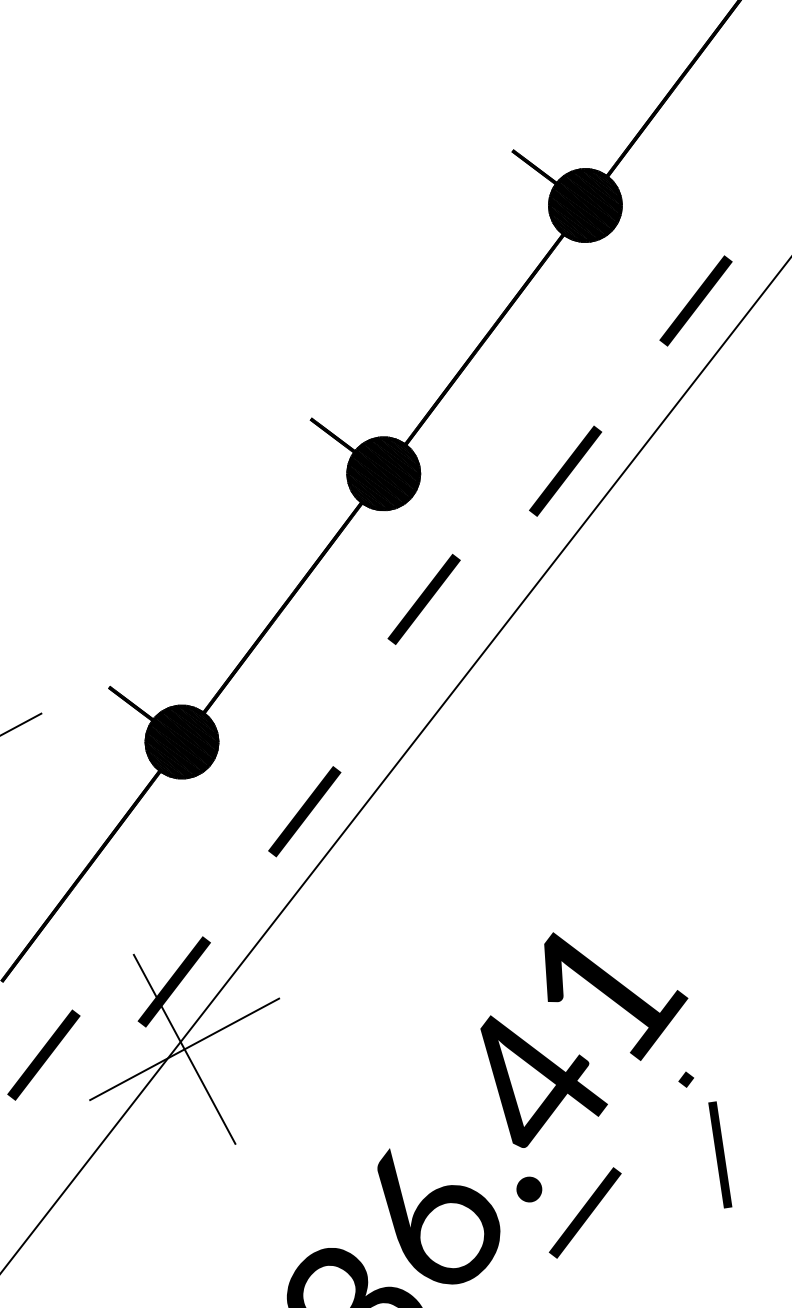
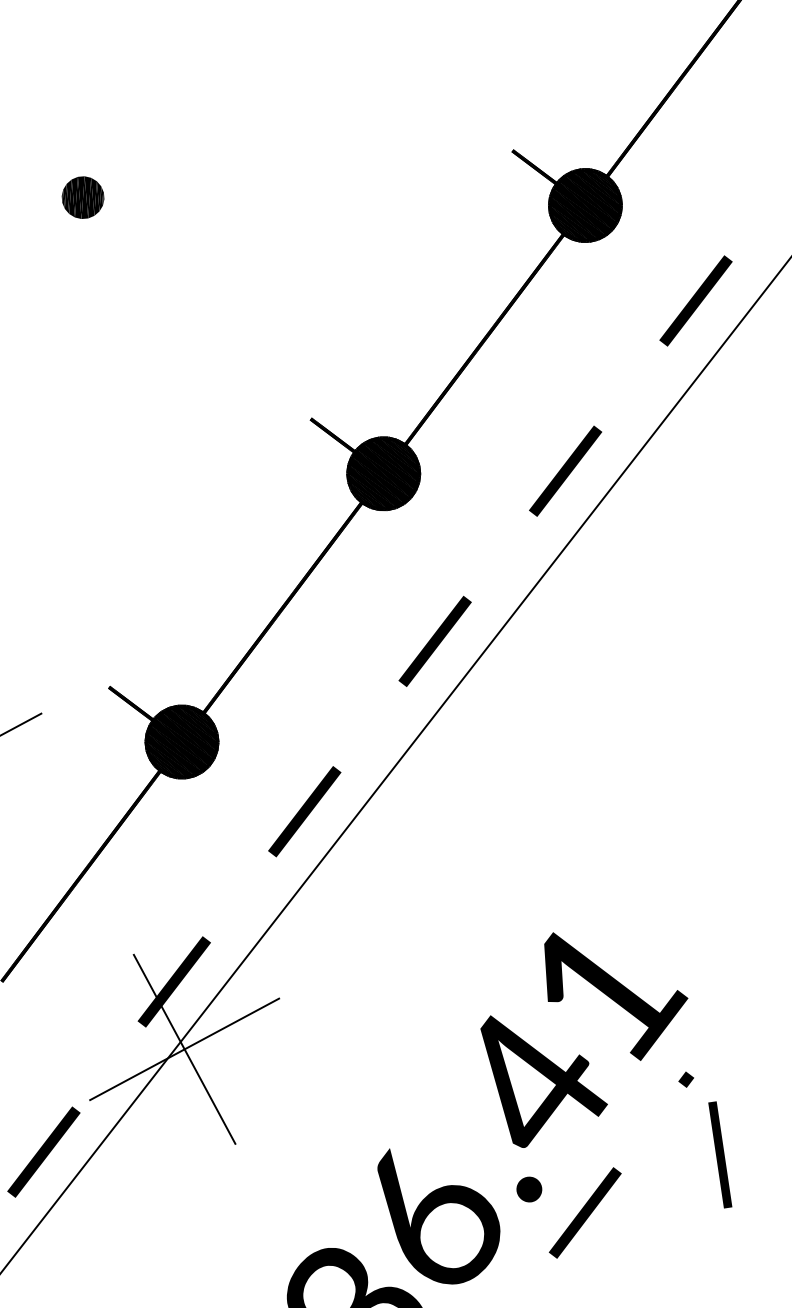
part: none -> present (82, 197)
line position: (423, 599) -> (434, 641) (434, 641)
line position: (43, 1054) -> (43, 1151) (43, 1151)
